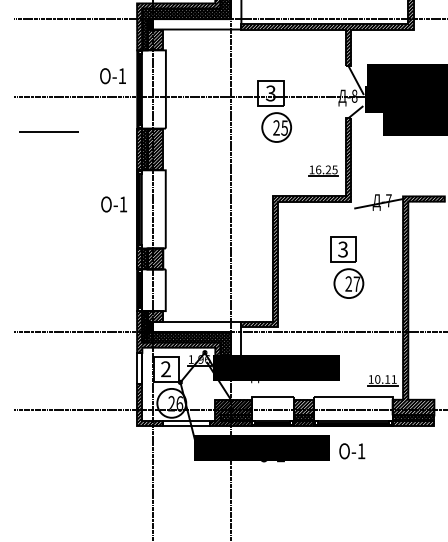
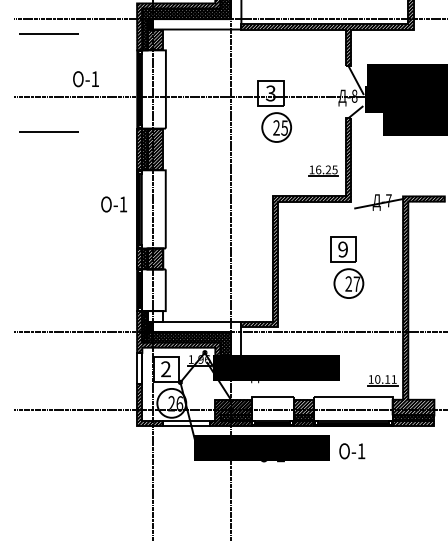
line: none -> present (48, 33)
text position: (112, 76) -> (85, 79) (85, 79)
text: 3 -> 9 (342, 249)
hatch: present -> none (155, 316)
